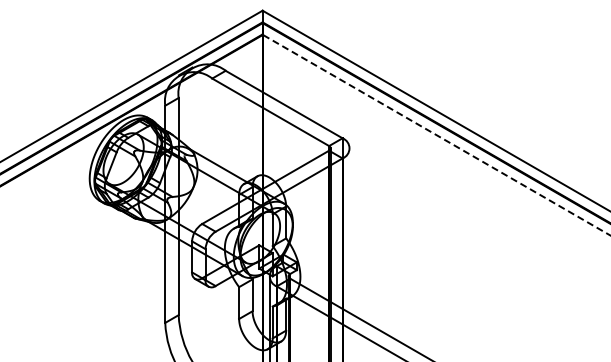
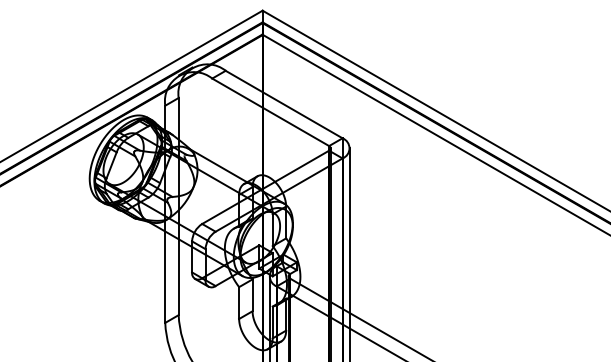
line: dashed -> solid (436, 135)
line: none -> present (349, 253)
